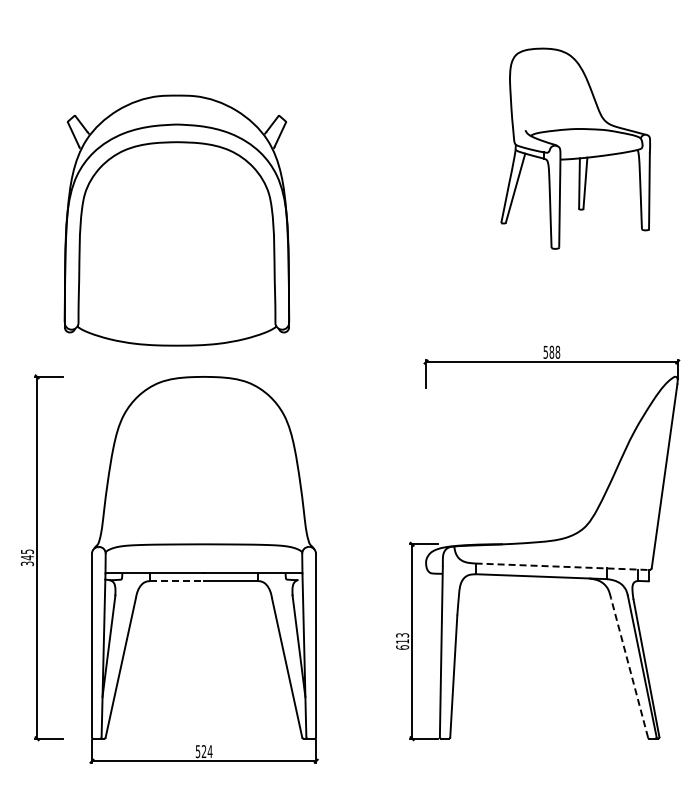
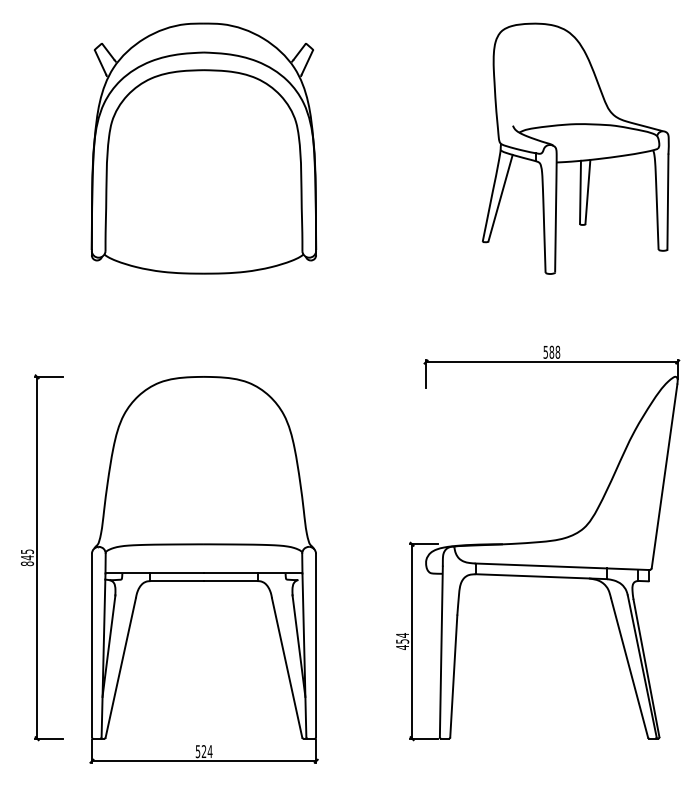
part size: 151x203 px -> 189x253 px (575, 148)
part position: (176, 220) -> (203, 148) (203, 148)
text: 345 -> 845 (27, 563)
line: dashed -> solid (563, 566)
line: dashed -> solid (177, 581)
text: 613 -> 454 (402, 641)
line: dashed -> solid (629, 668)
